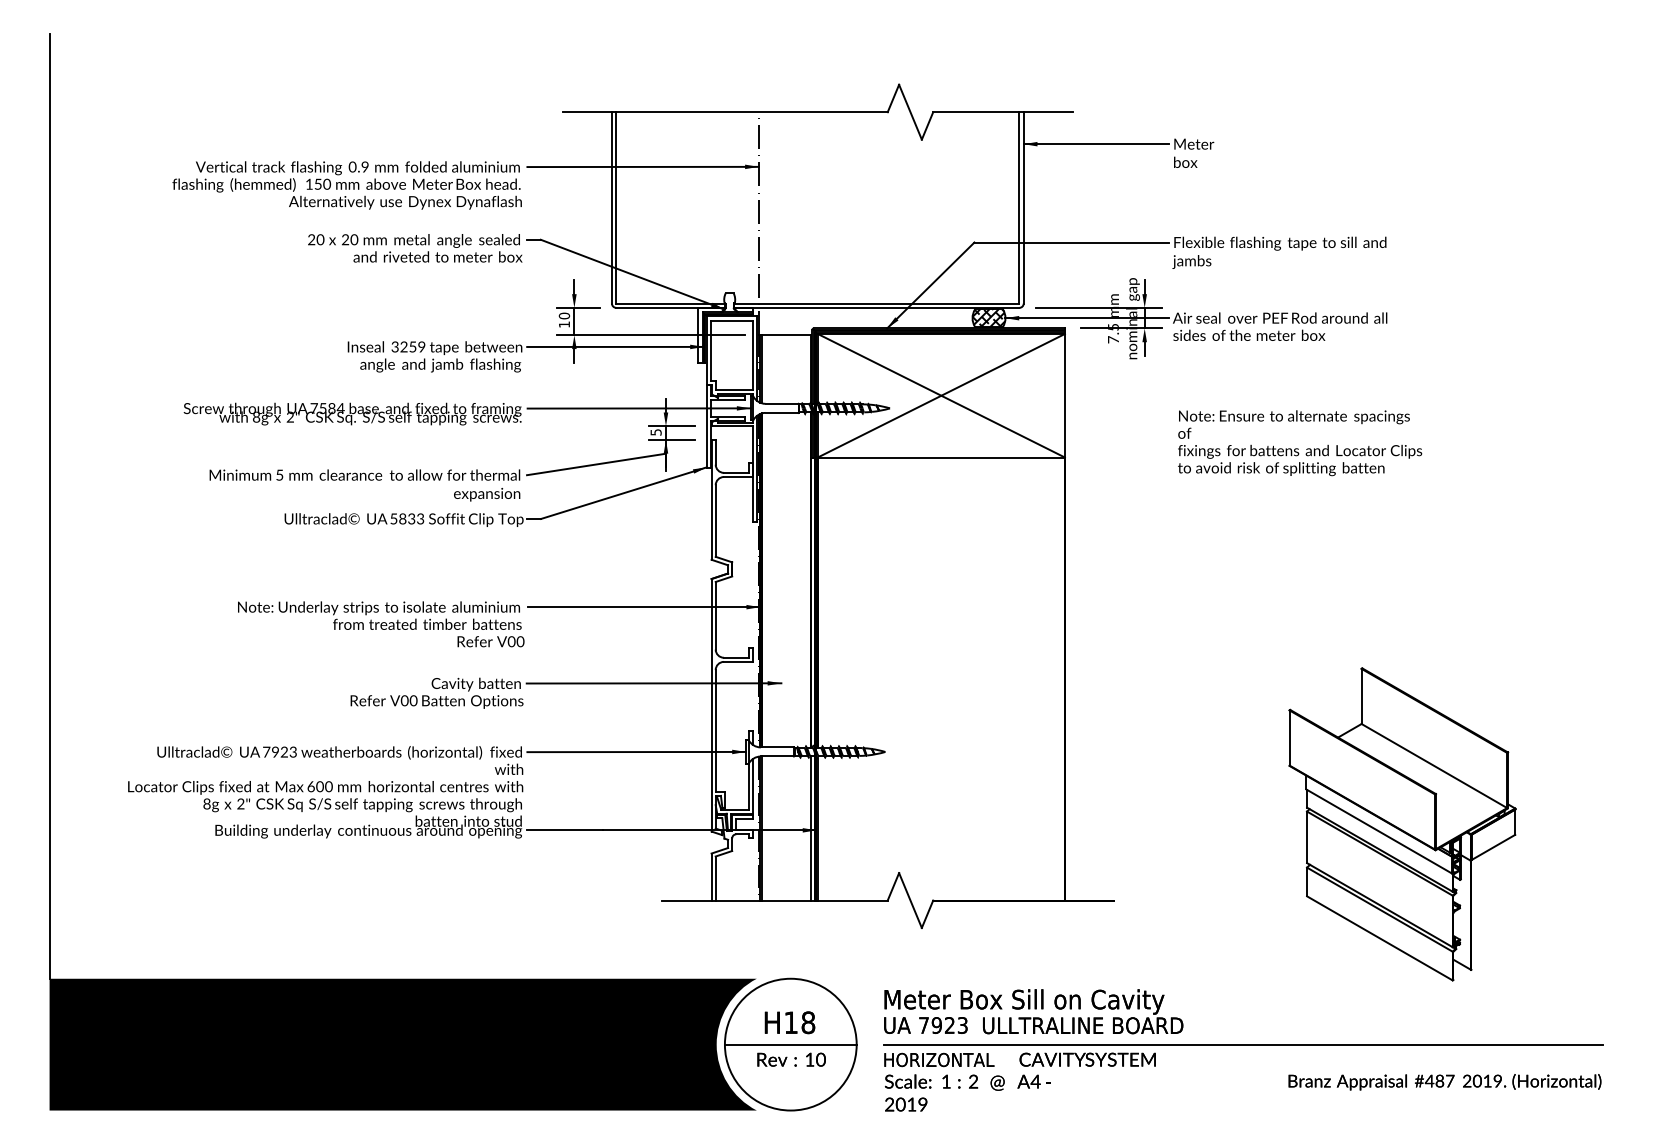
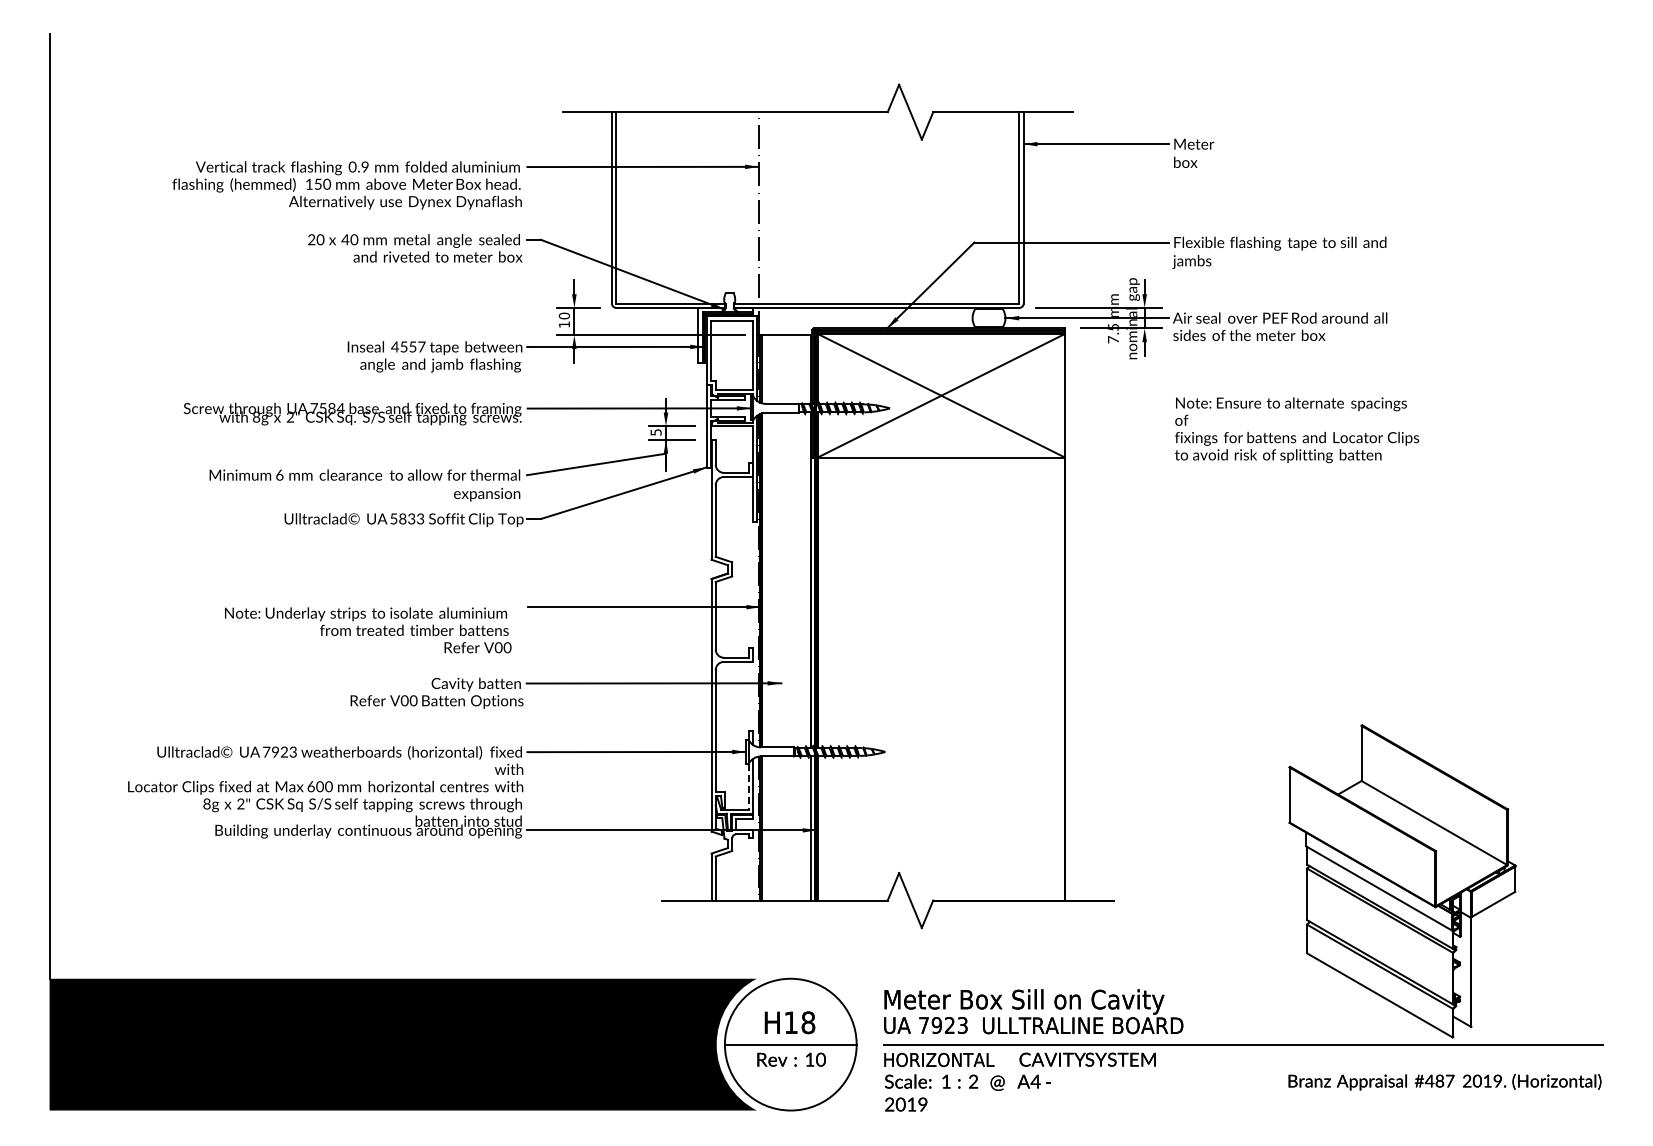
text: 20 -> 40 (345, 239)
hatch: present -> none (988, 318)
text: 3259 -> 4557 (408, 346)
text position: (1300, 443) -> (1297, 430) (1297, 430)
text: 5 -> 6 (279, 474)
text position: (381, 624) -> (368, 630) (368, 630)
line: solid -> dashed (748, 786)
part position: (1402, 824) -> (1402, 881) (1402, 881)
